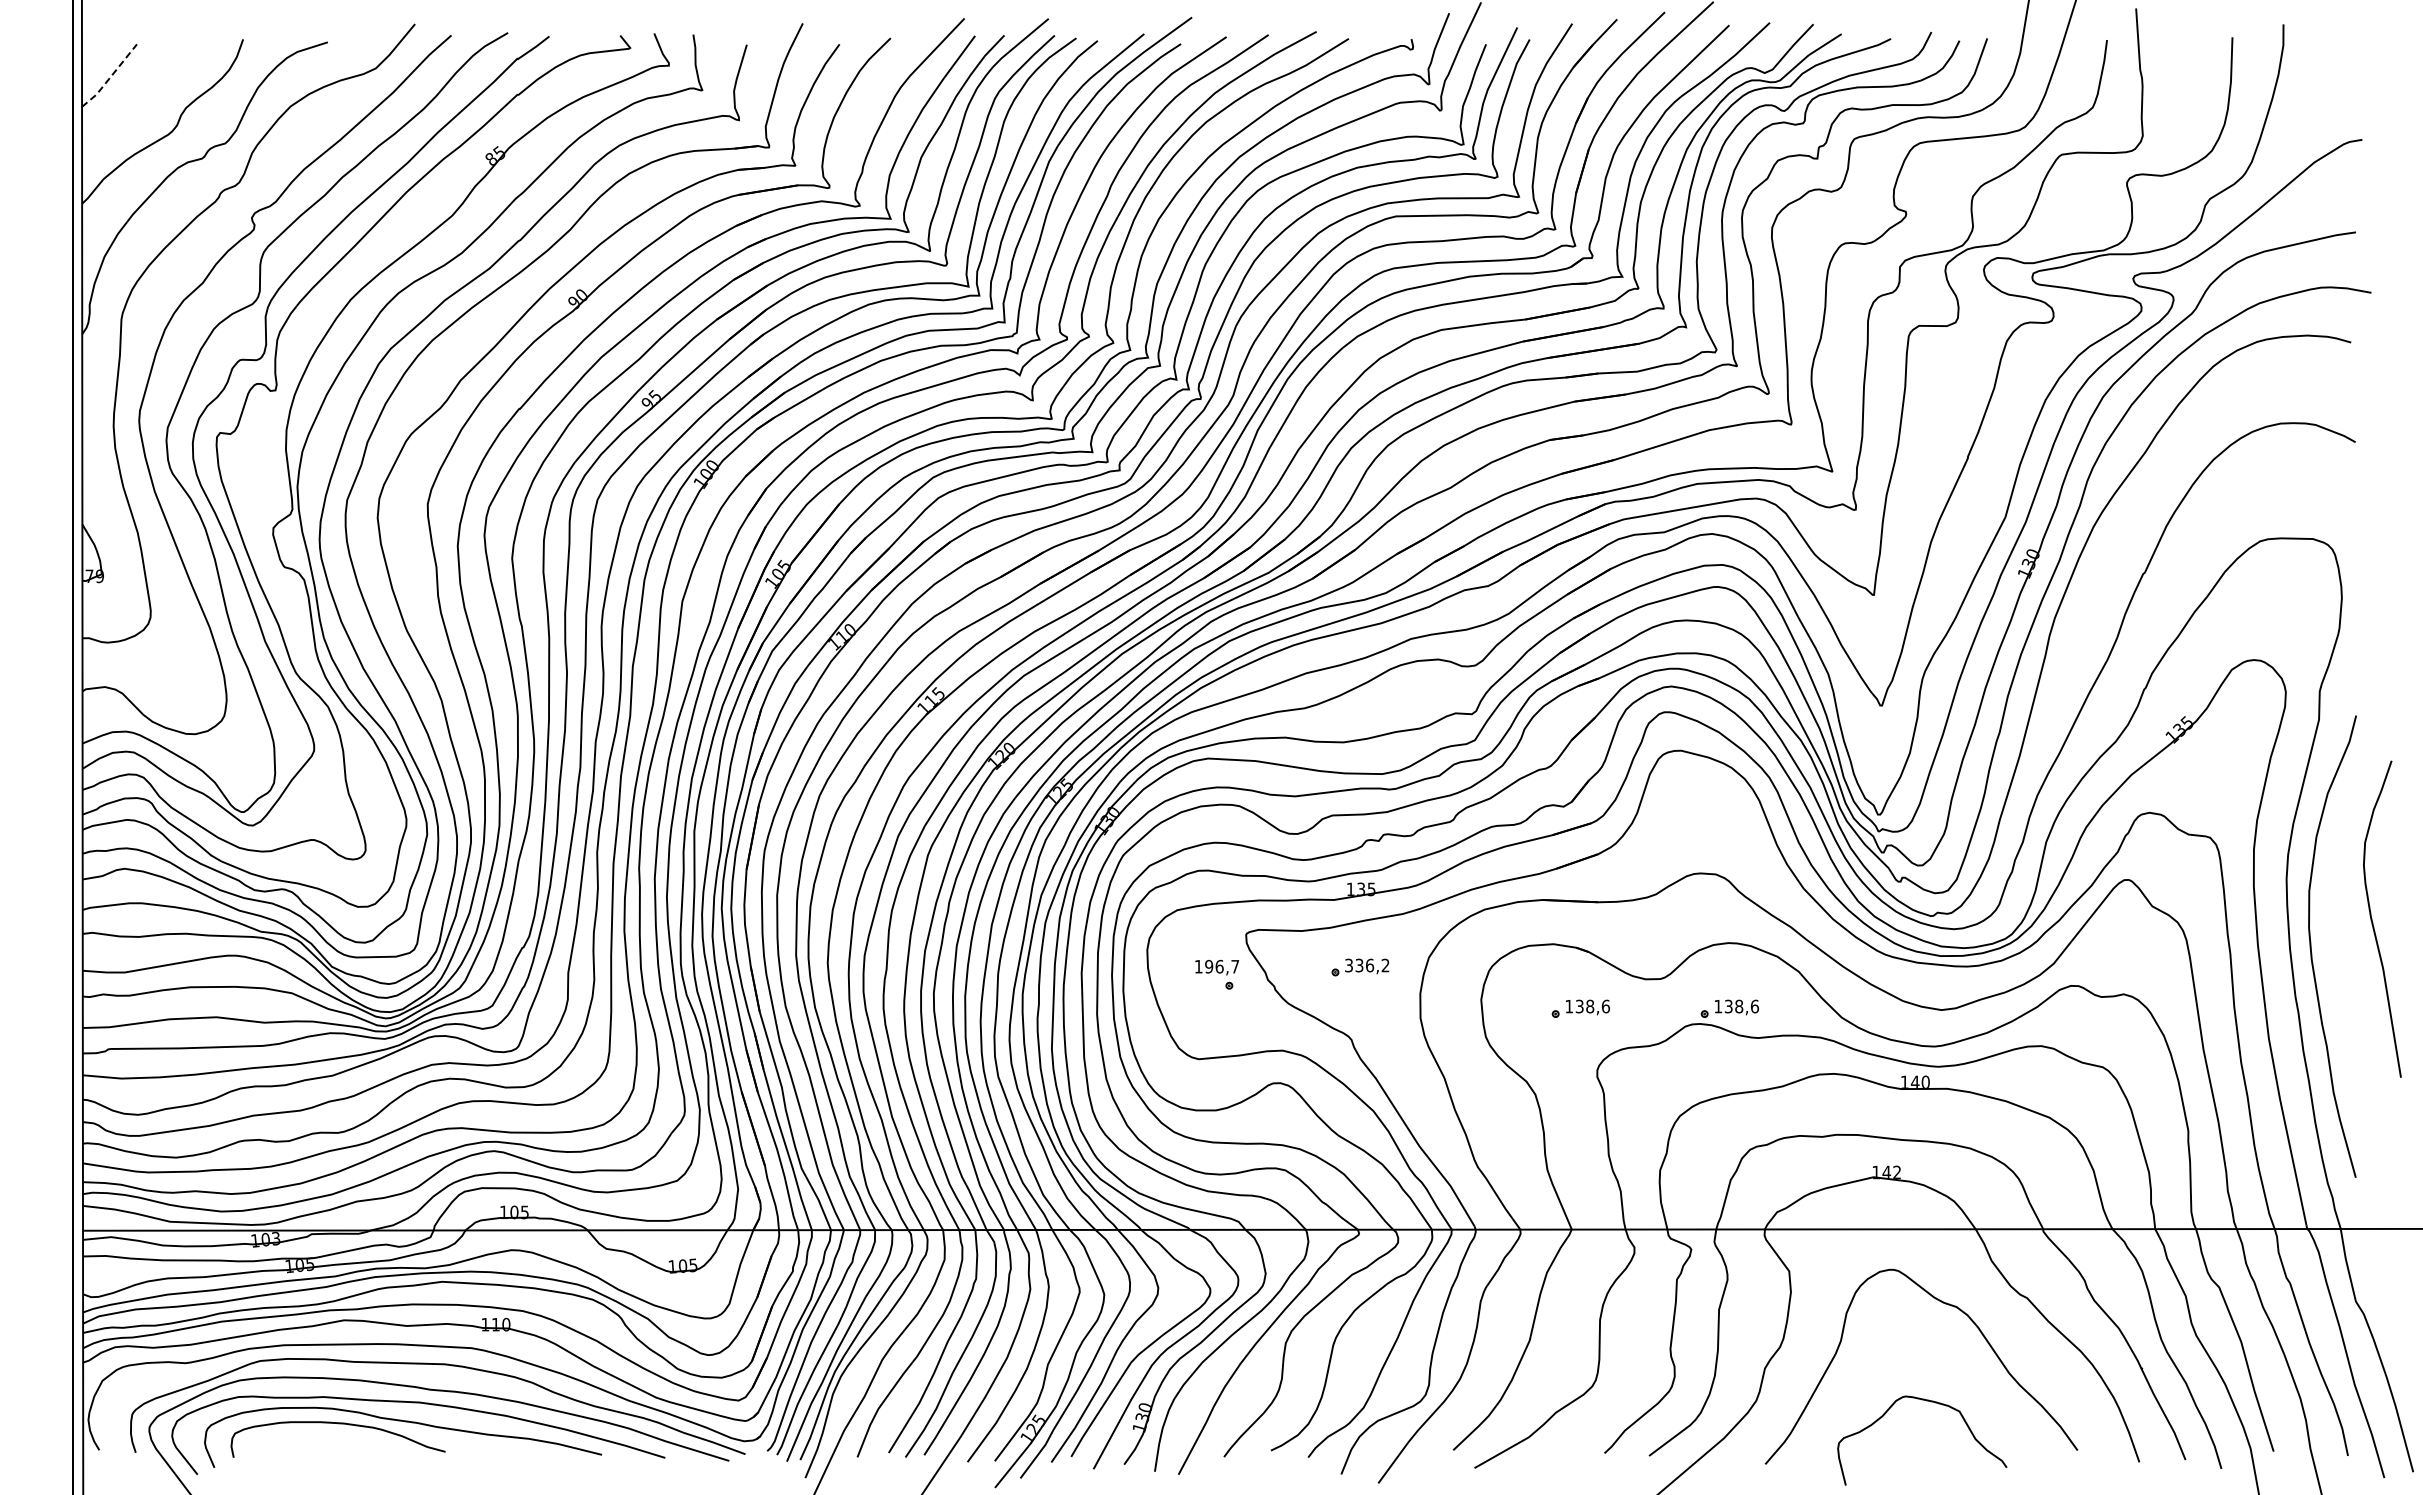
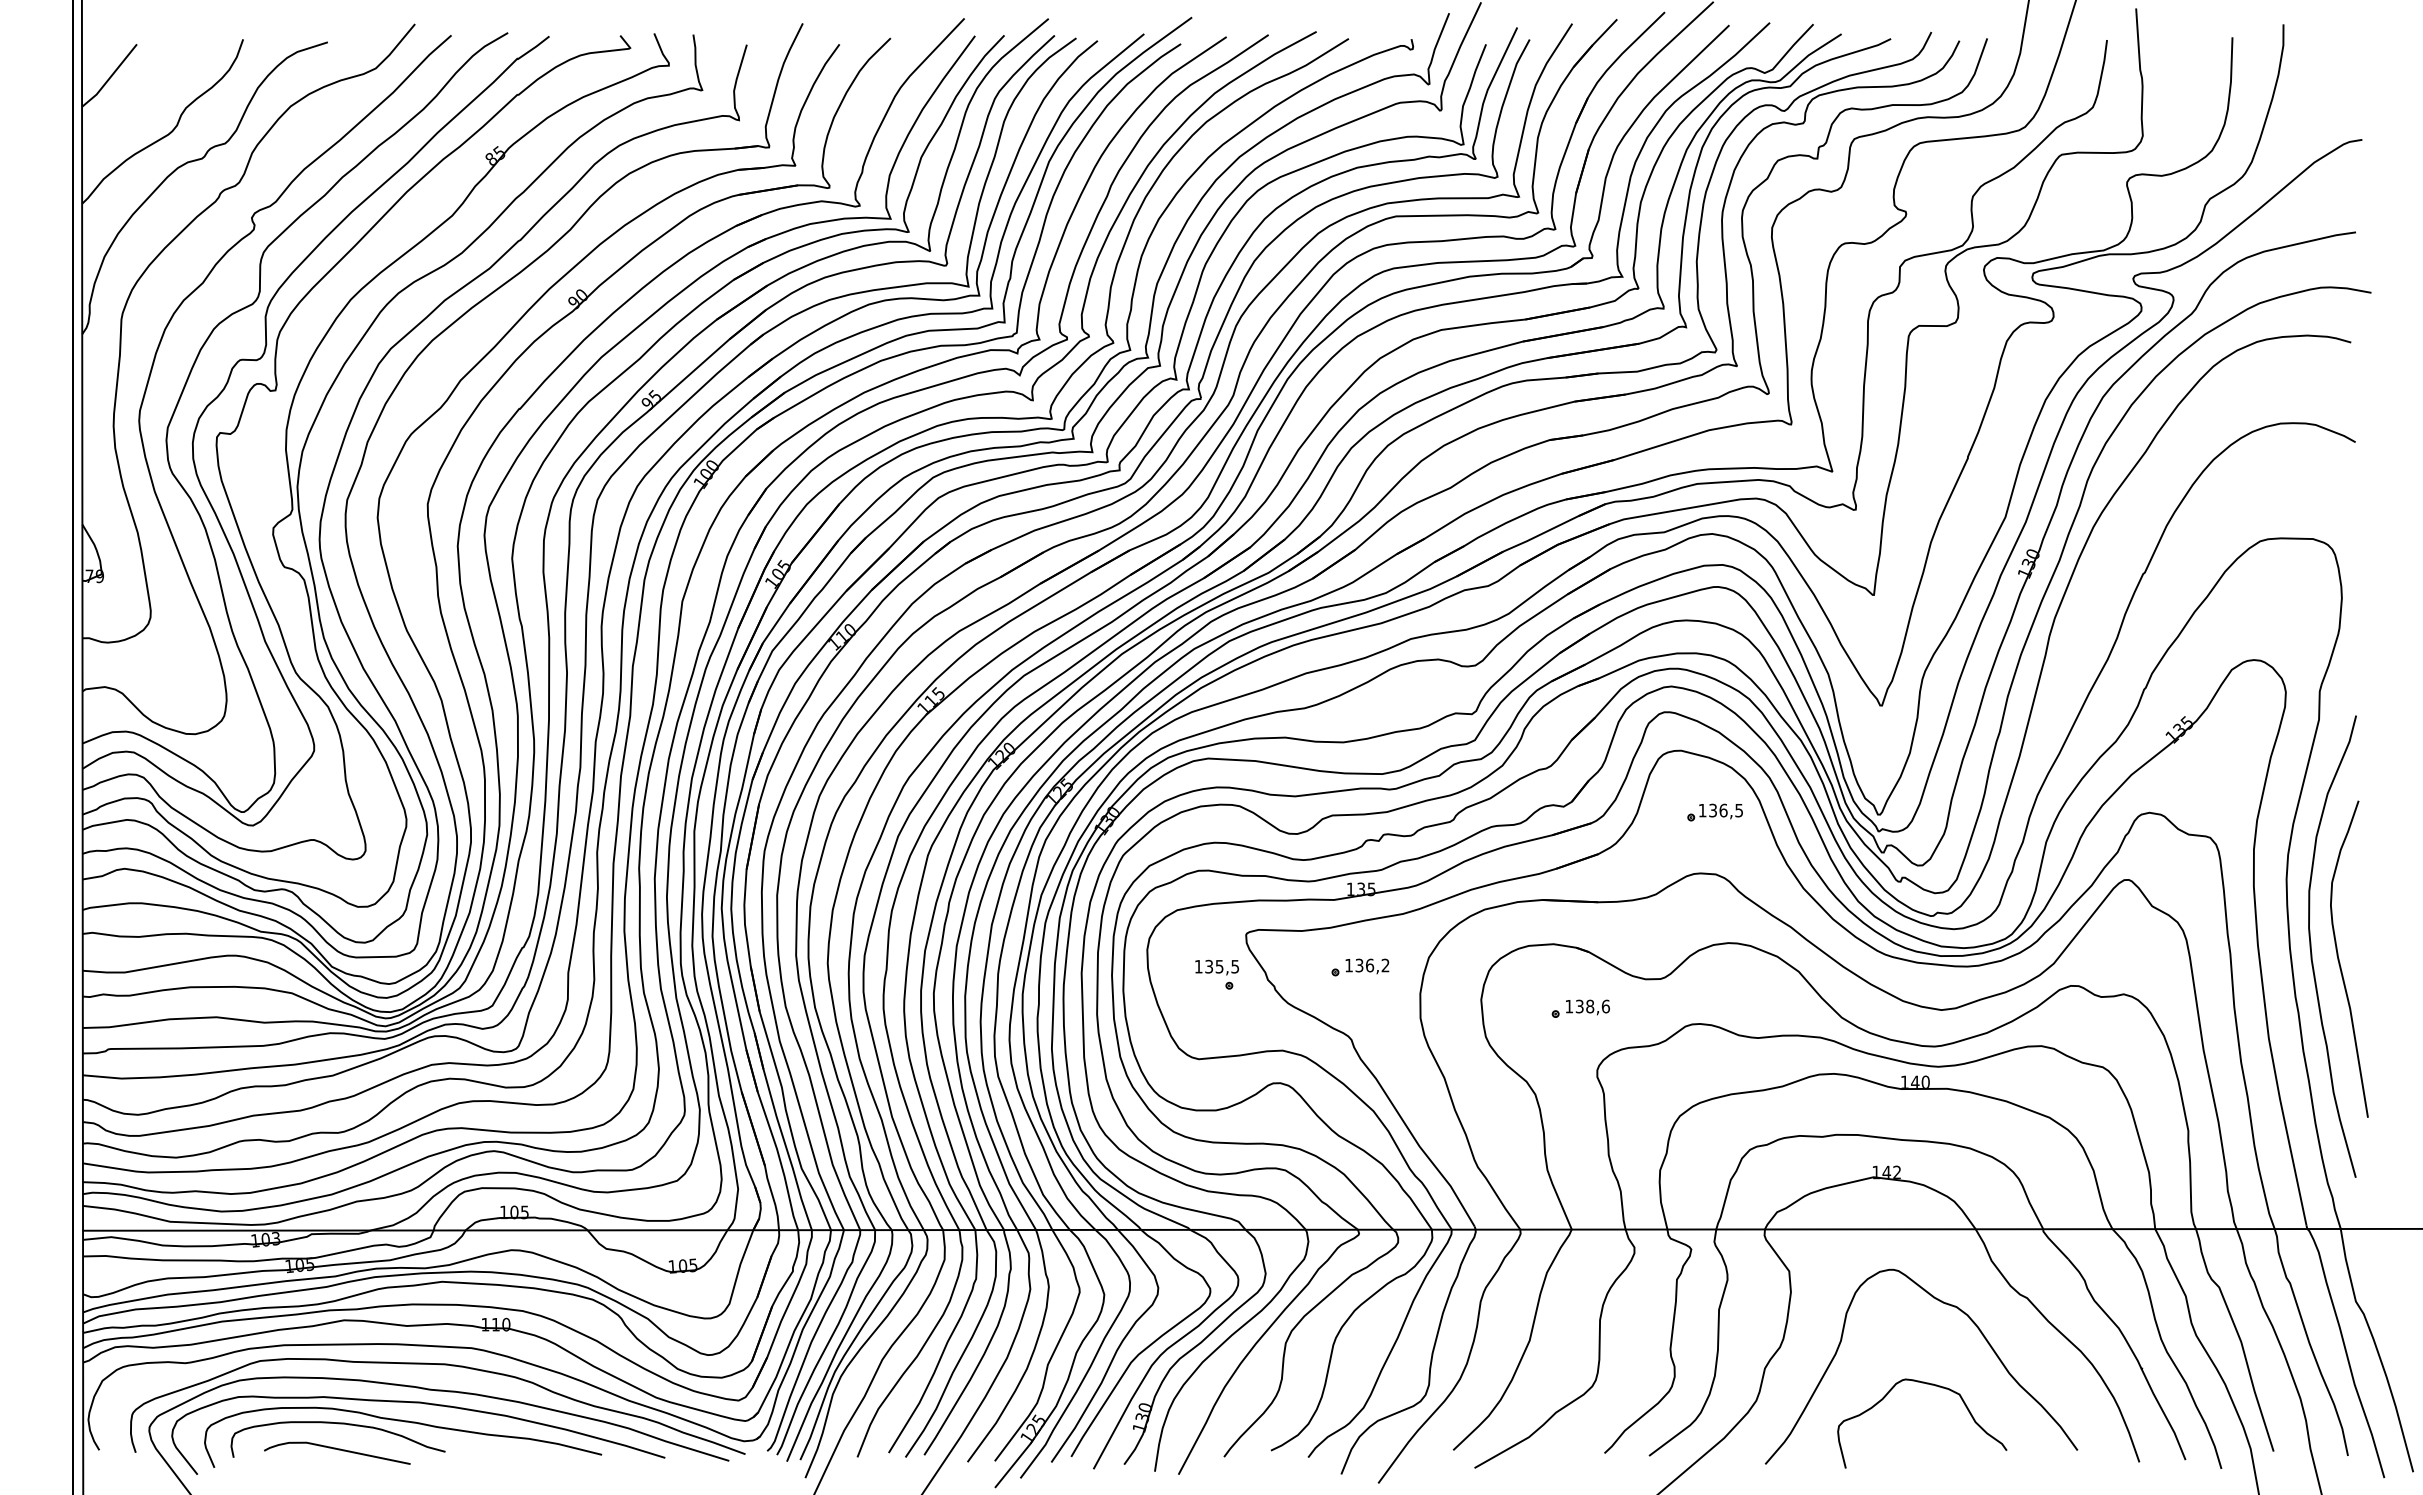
line: dashed -> solid (110, 77)
part: none -> present (1714, 812)
curve position: (2373, 922) -> (2340, 962) (2340, 962)
text: 336,2 -> 136,2 (1348, 965)
text: 196,7 -> 135,5 (1222, 966)
part: present -> none (1729, 1008)
curve position: (1931, 1402) -> (1931, 1385) (1931, 1385)
curve: none -> present (338, 1450)
